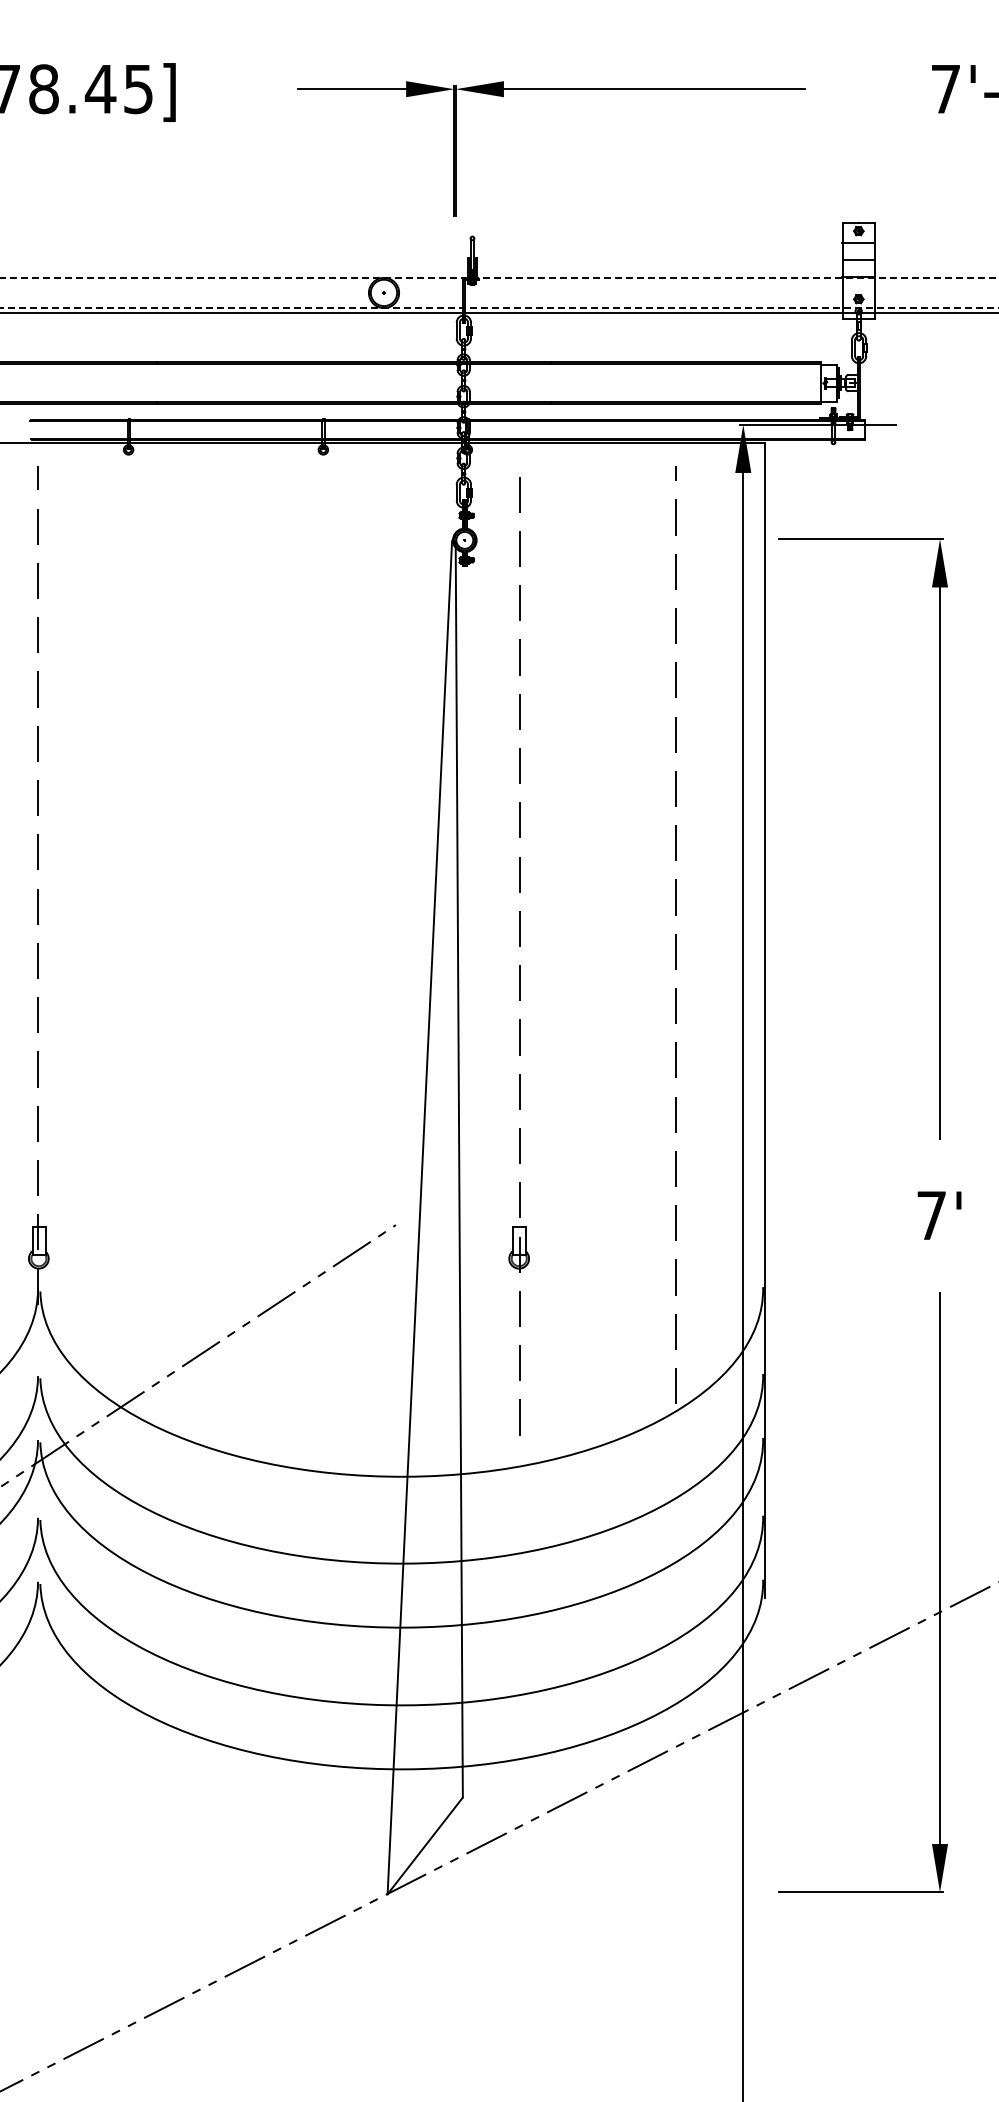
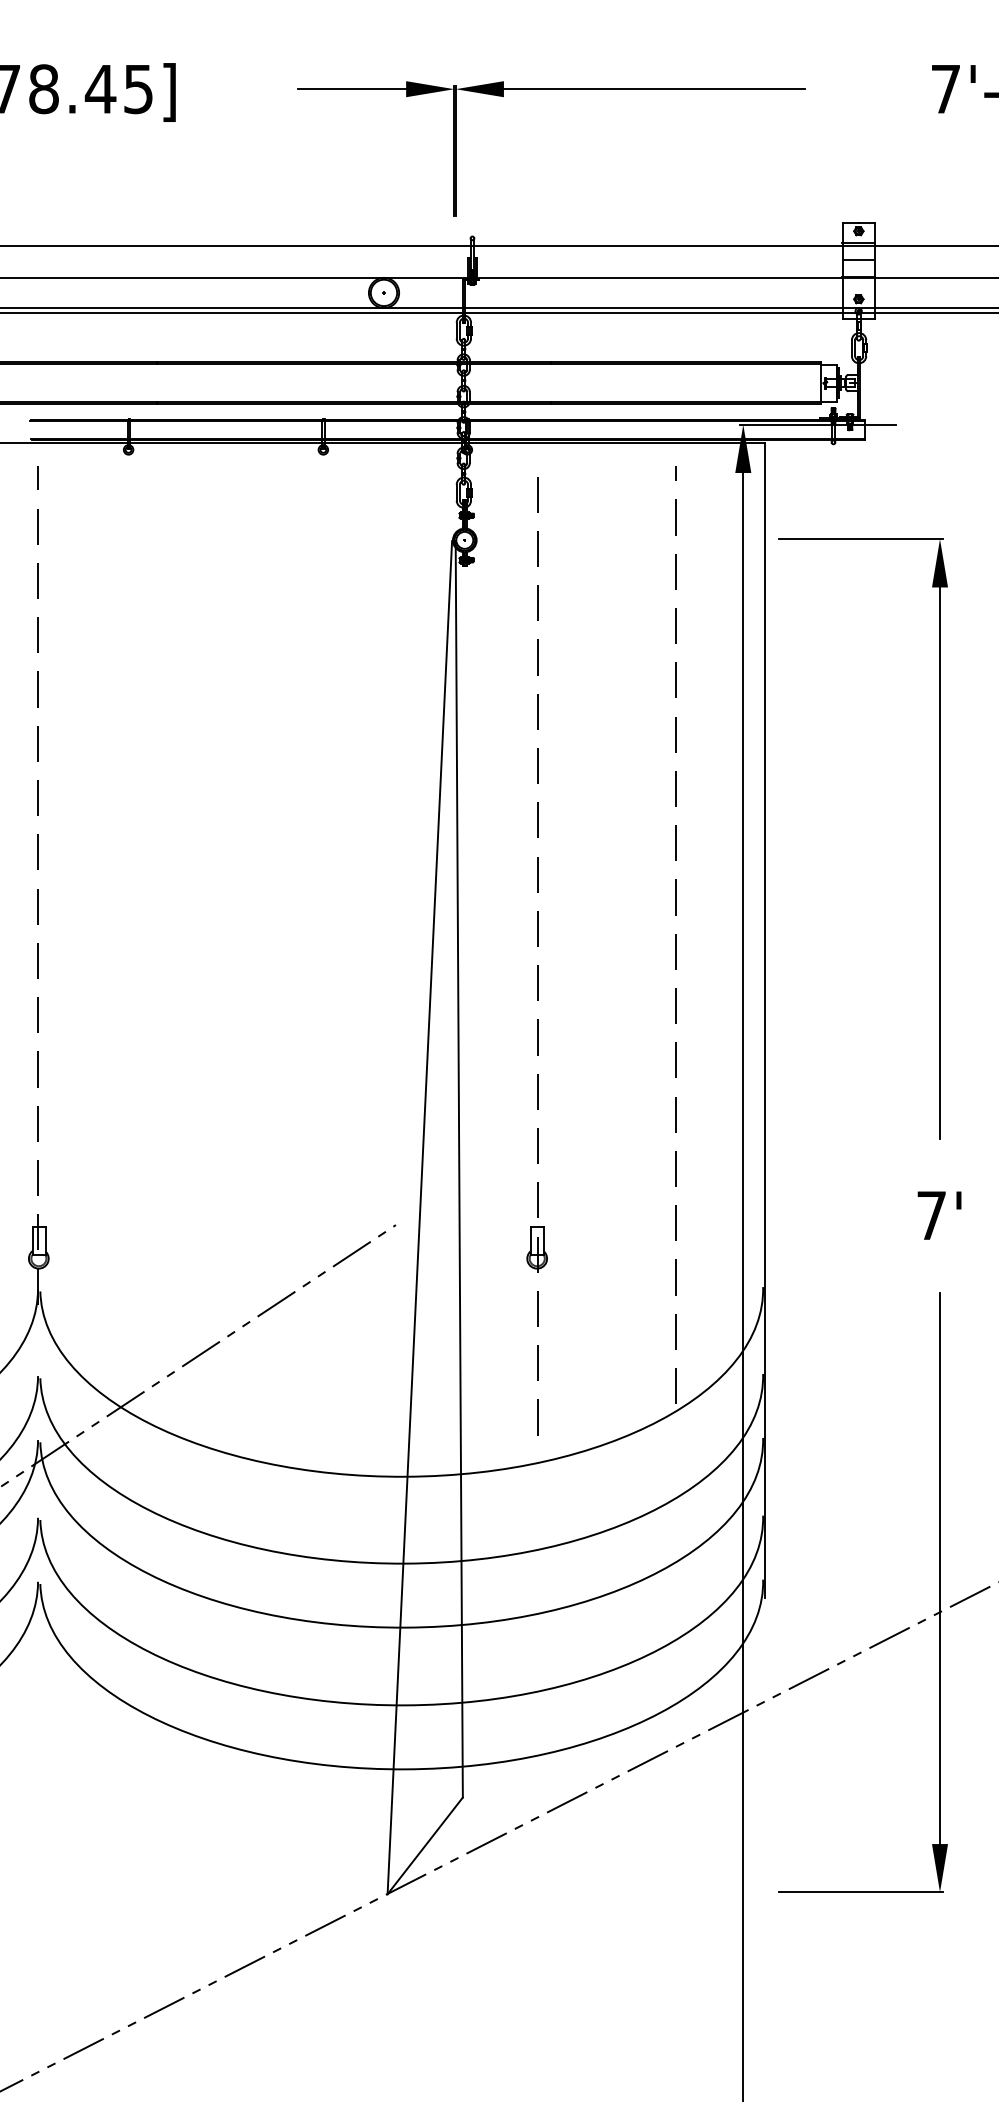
line: none -> present (498, 246)
line: dashed -> solid (499, 277)
line: dashed -> solid (499, 308)
part position: (519, 965) -> (537, 965) (537, 965)
